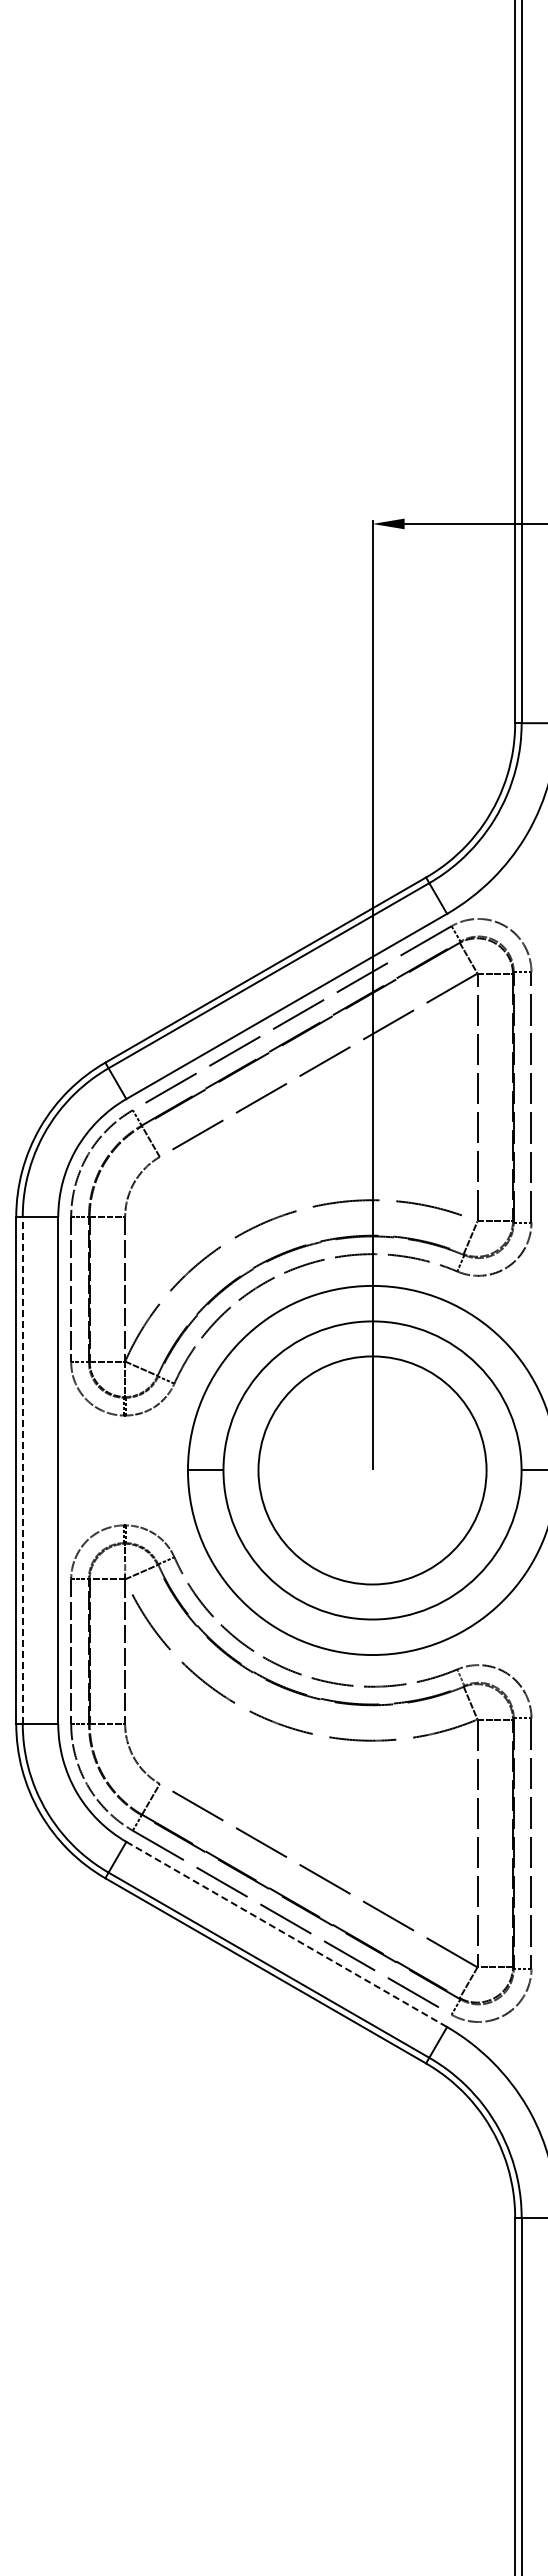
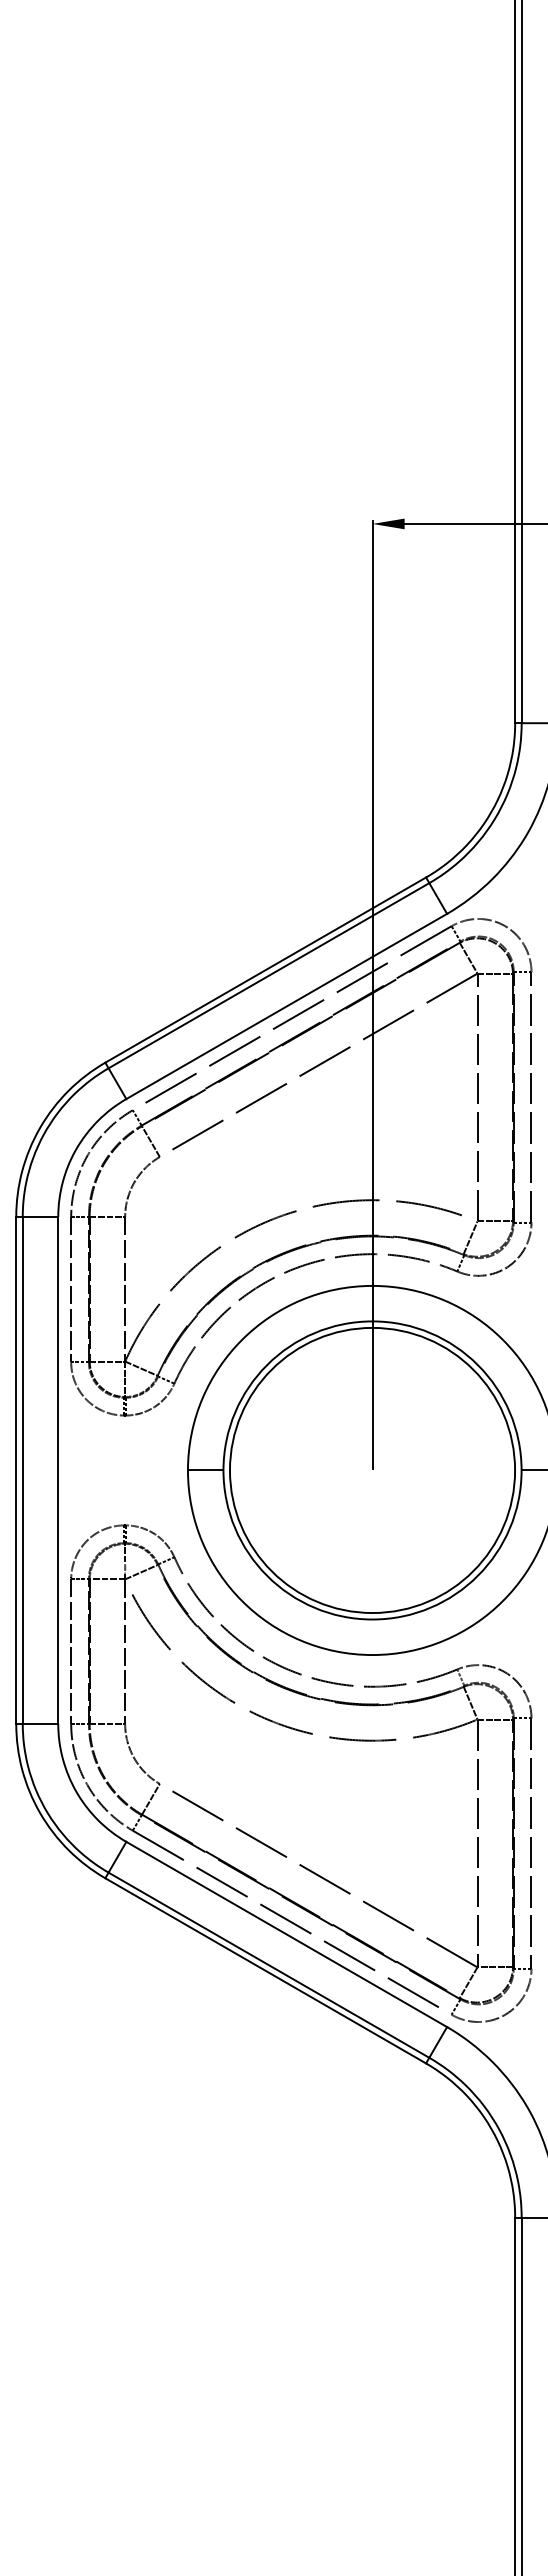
line: dashed -> solid (22, 1469)
circle diameter: 228 px -> 285 px (372, 1470)
line: dashed -> solid (287, 1934)
